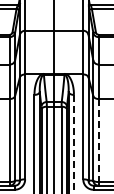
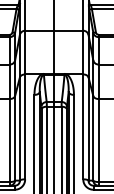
line: dashed -> solid (98, 140)
line: dashed -> solid (73, 144)
